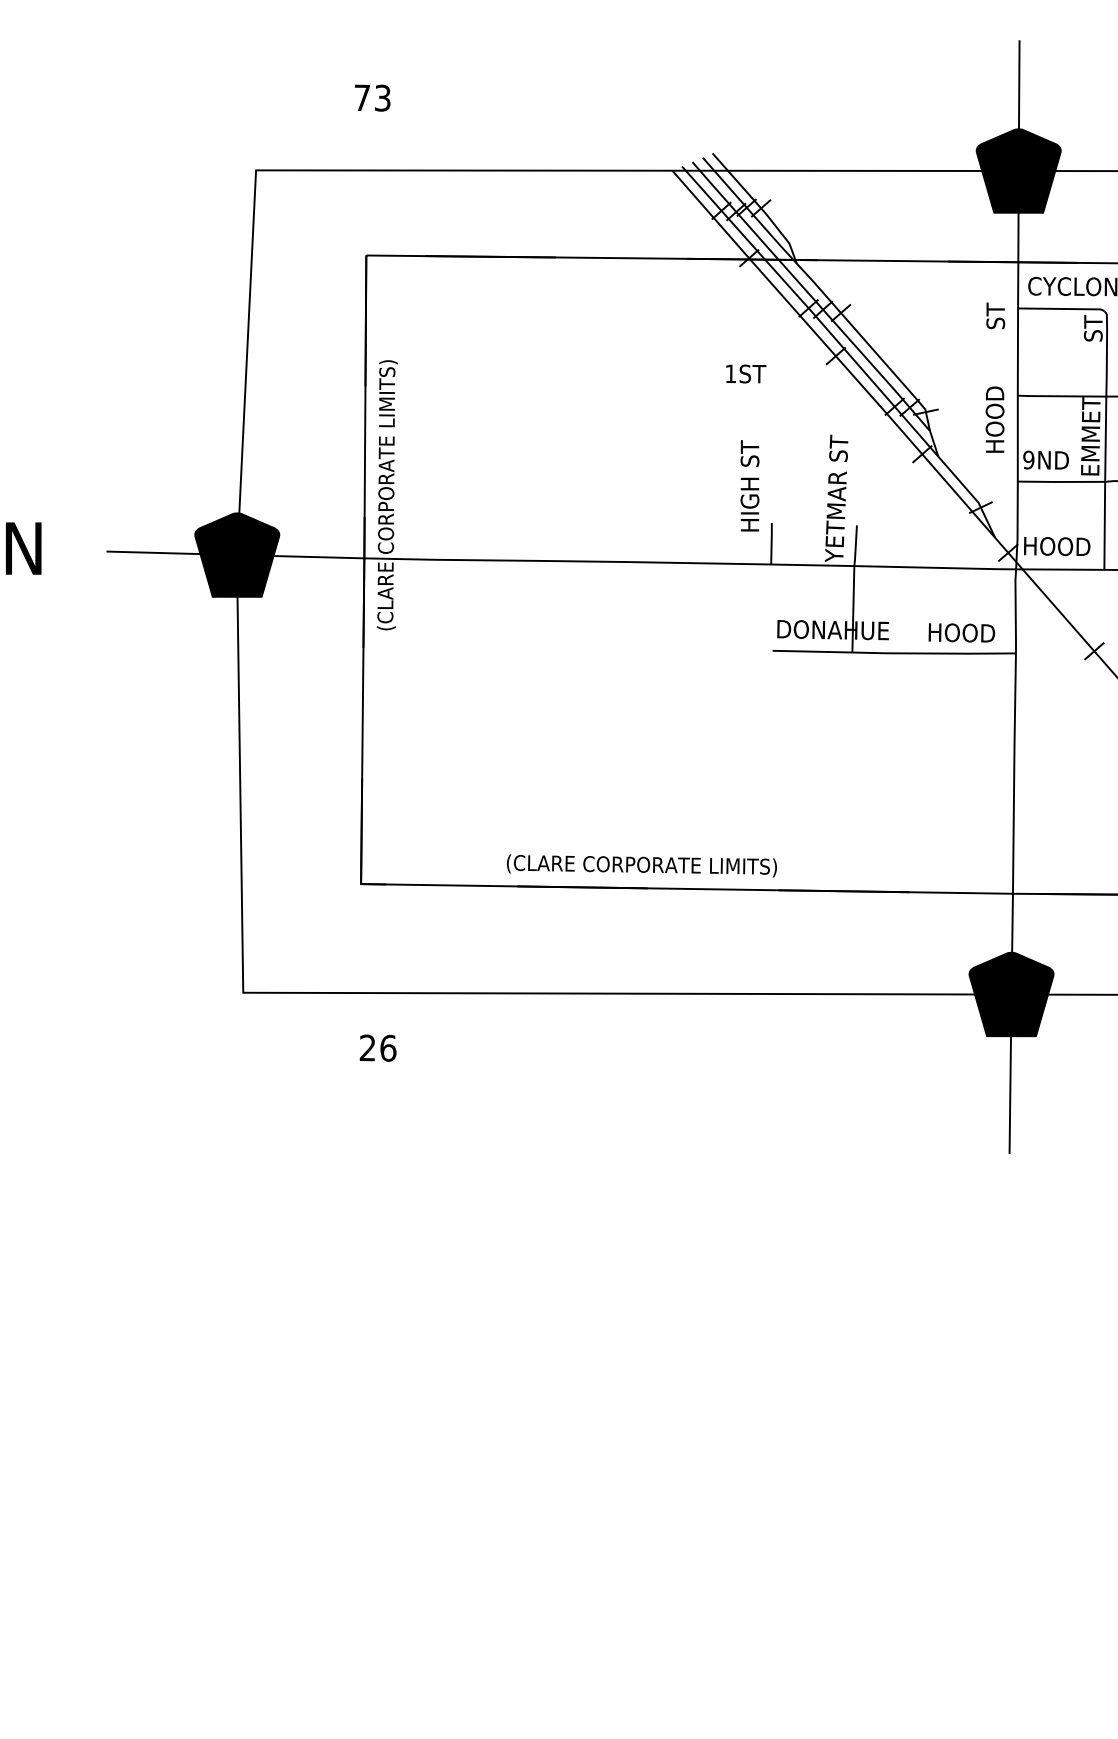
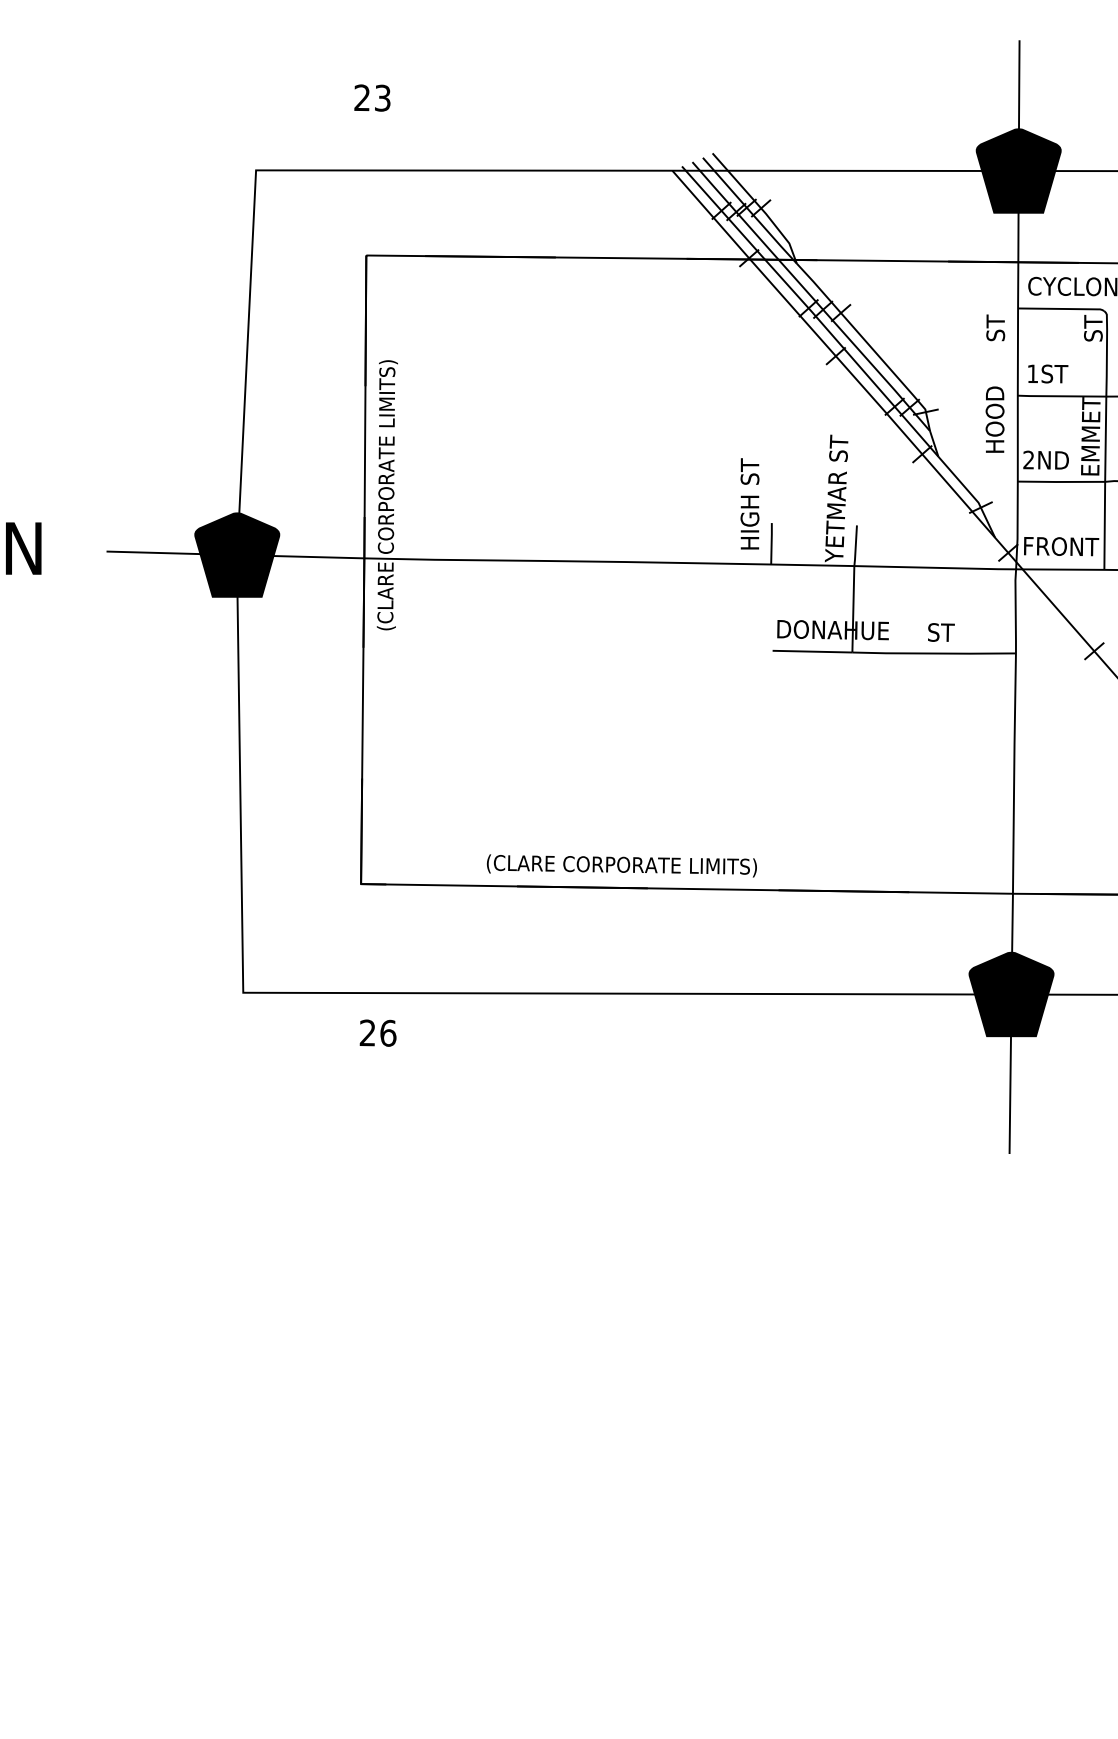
text: 73 -> 23 (361, 97)
text position: (995, 315) -> (995, 327) (995, 327)
text position: (746, 373) -> (1048, 373) (1048, 373)
text: 9ND -> 2ND (1028, 459)
text position: (749, 485) -> (749, 503) (749, 503)
text: HOOD -> FRONT (1062, 546)
text: HOOD -> ST (961, 632)
text position: (641, 865) -> (621, 865) (621, 865)
text position: (377, 1047) -> (377, 1032) (377, 1032)
